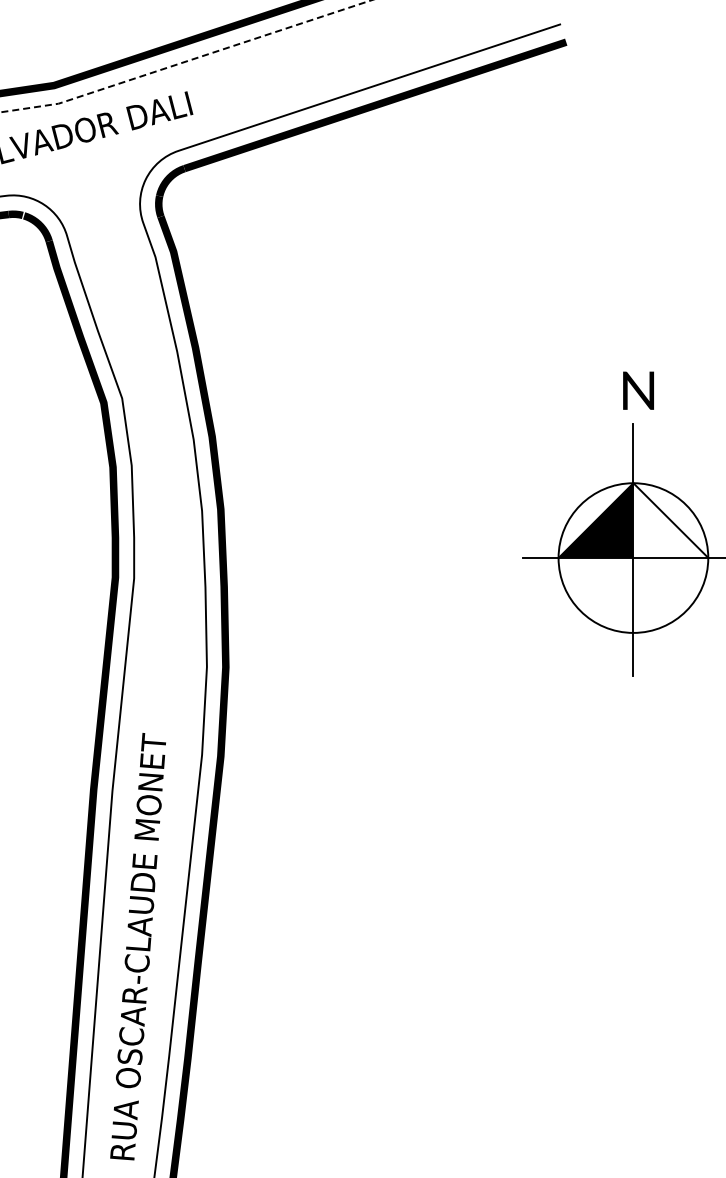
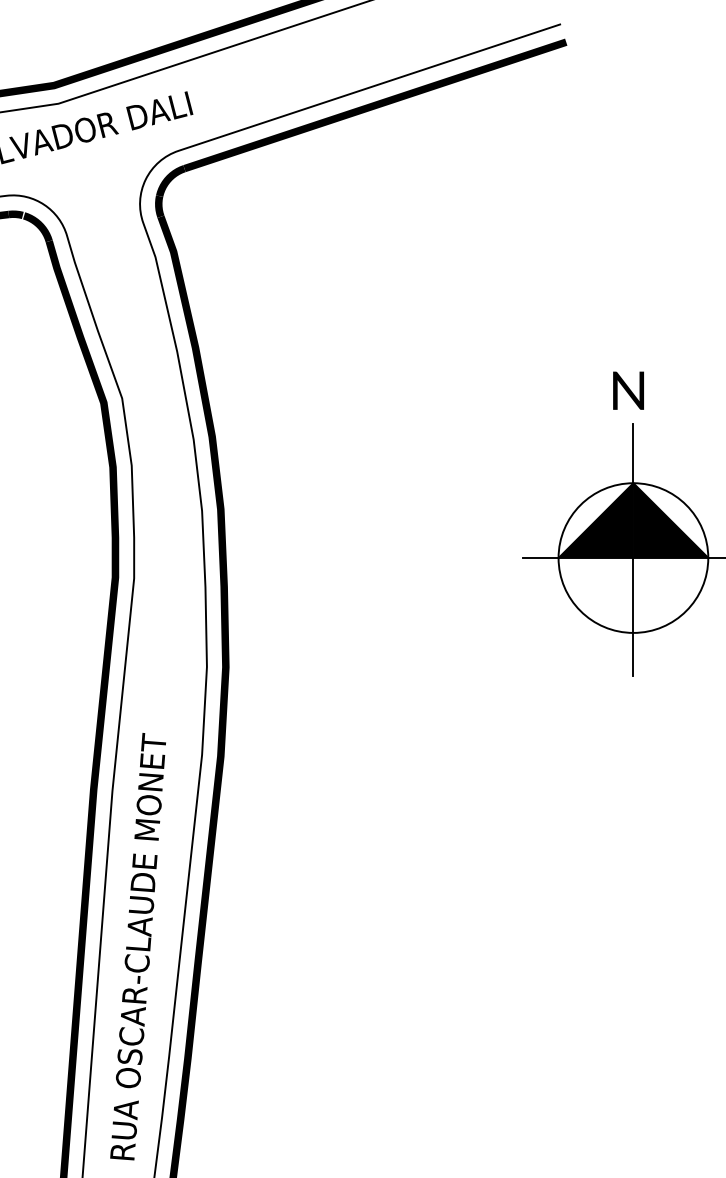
line: dashed -> solid (186, 61)
text position: (638, 390) -> (628, 390) (628, 390)
fill: none -> present (670, 520)
